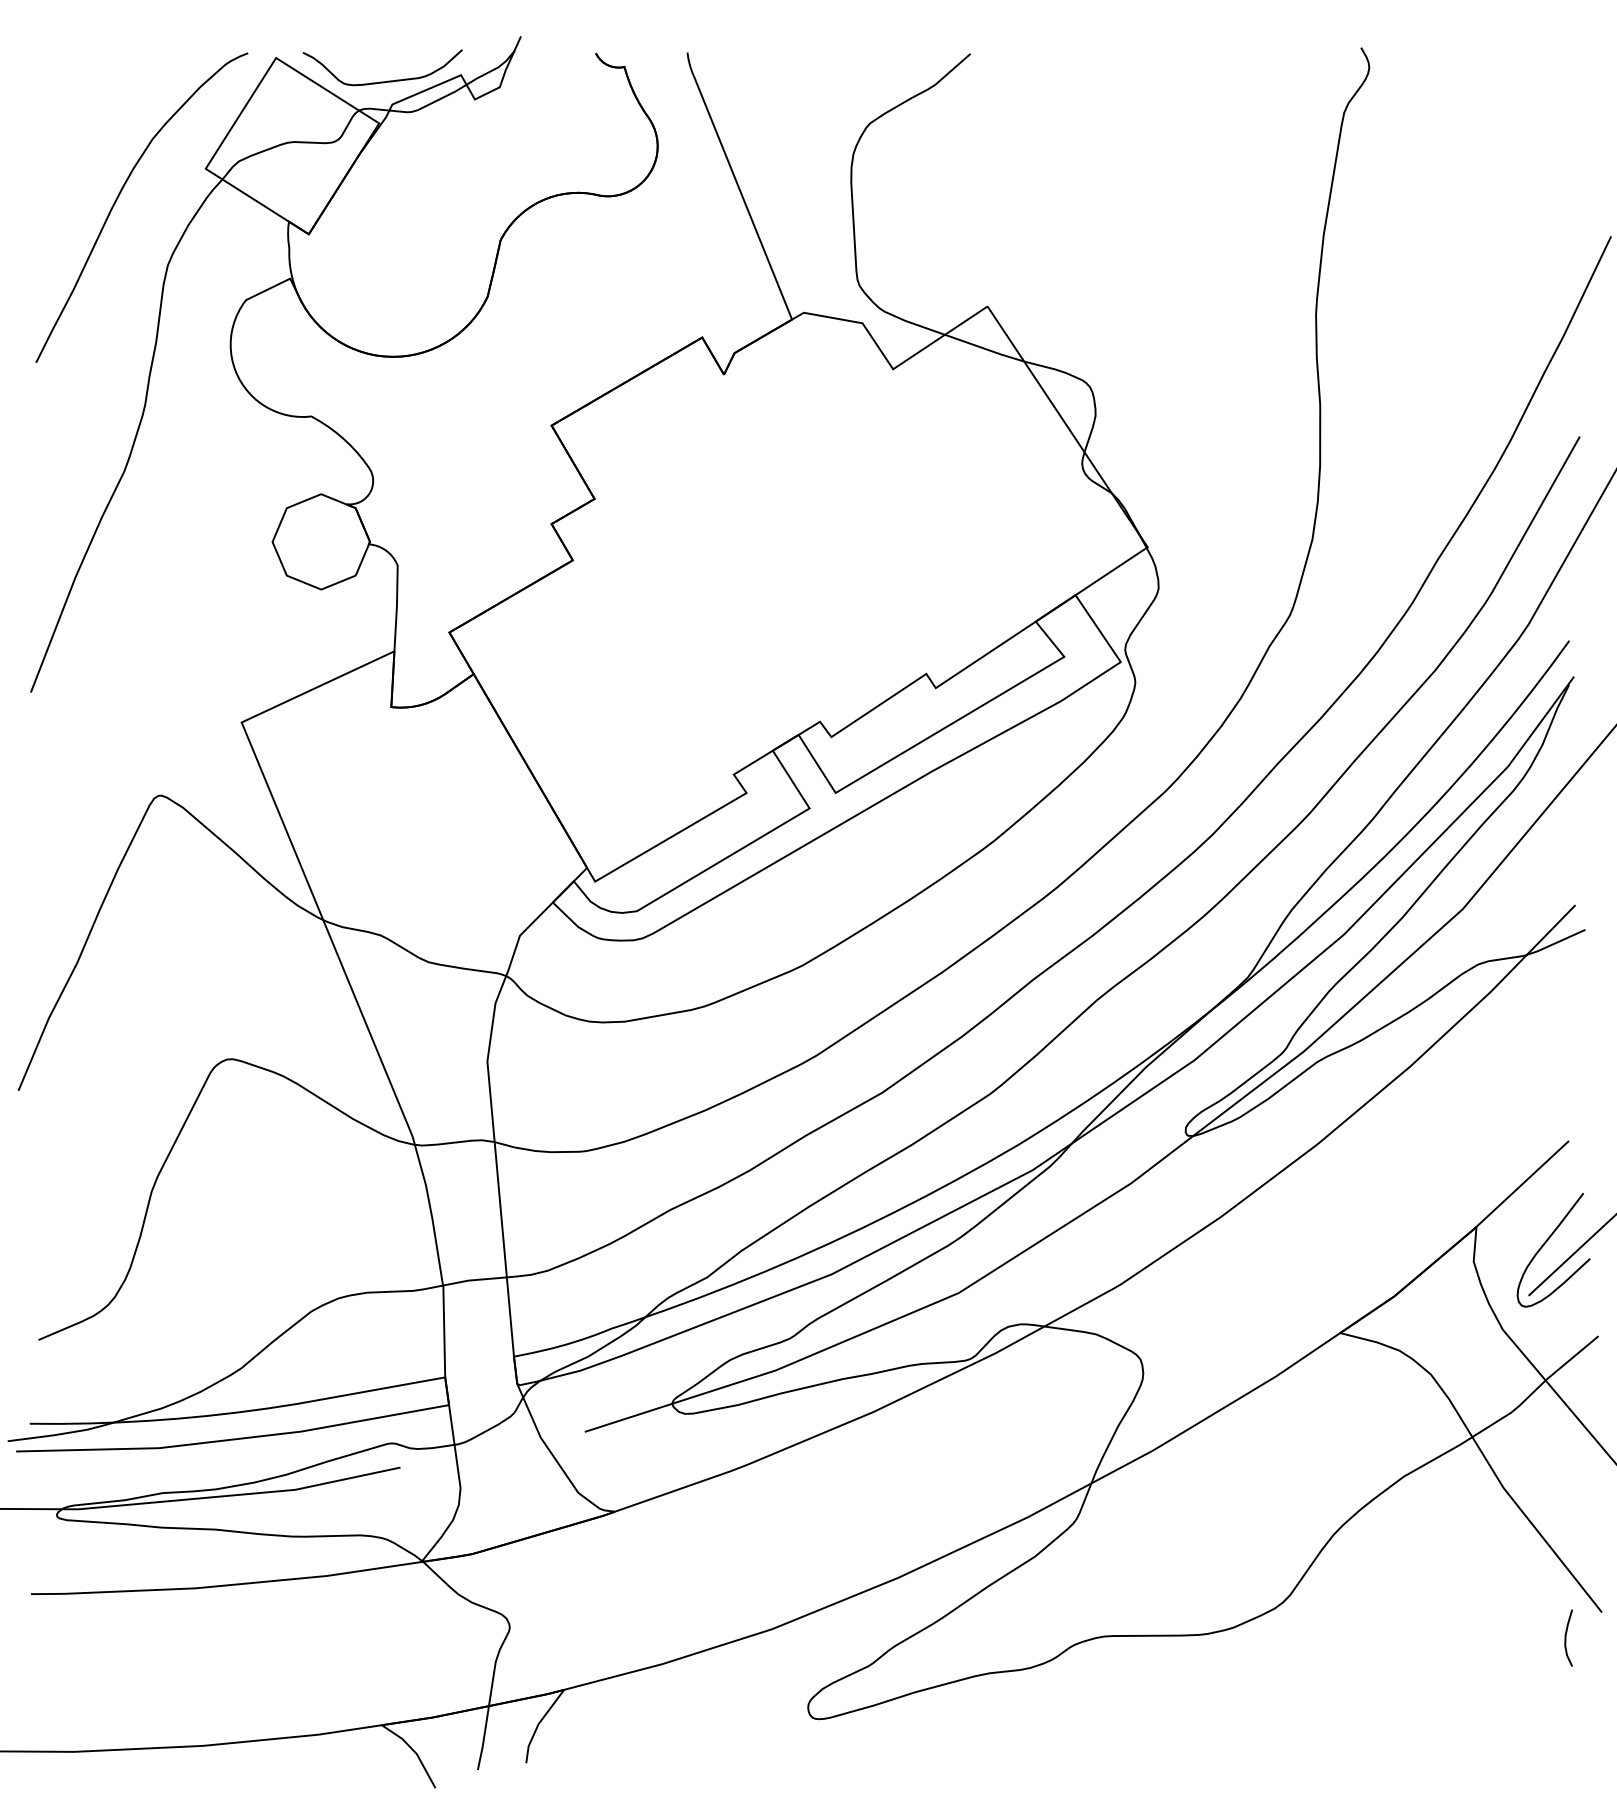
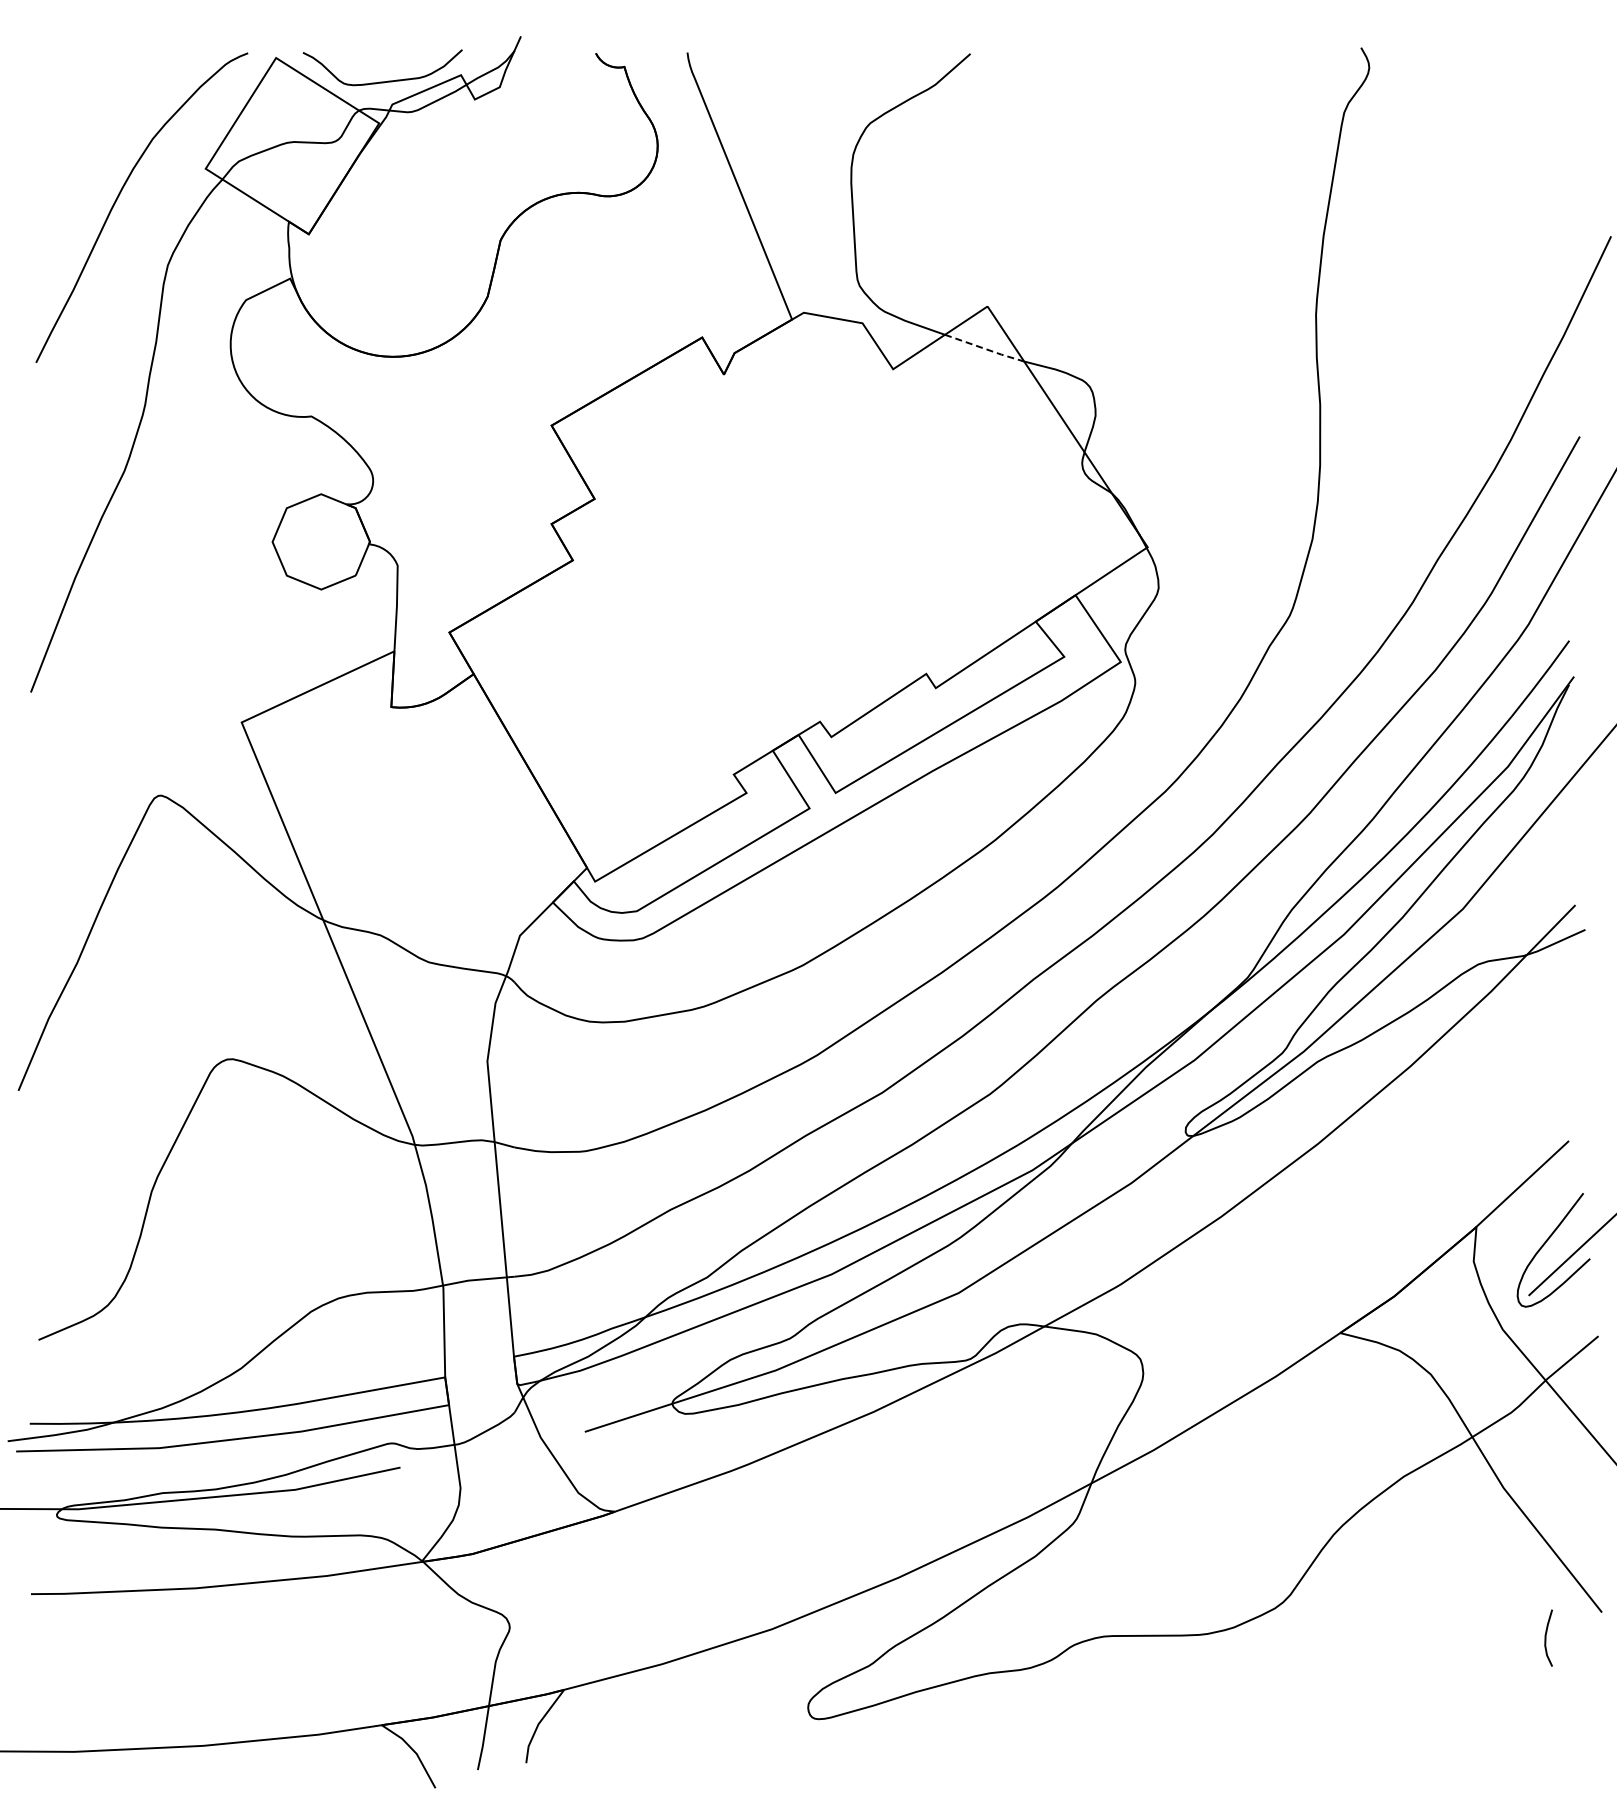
line: solid -> dashed (985, 348)
curve position: (1566, 1637) -> (1546, 1637) (1546, 1637)
